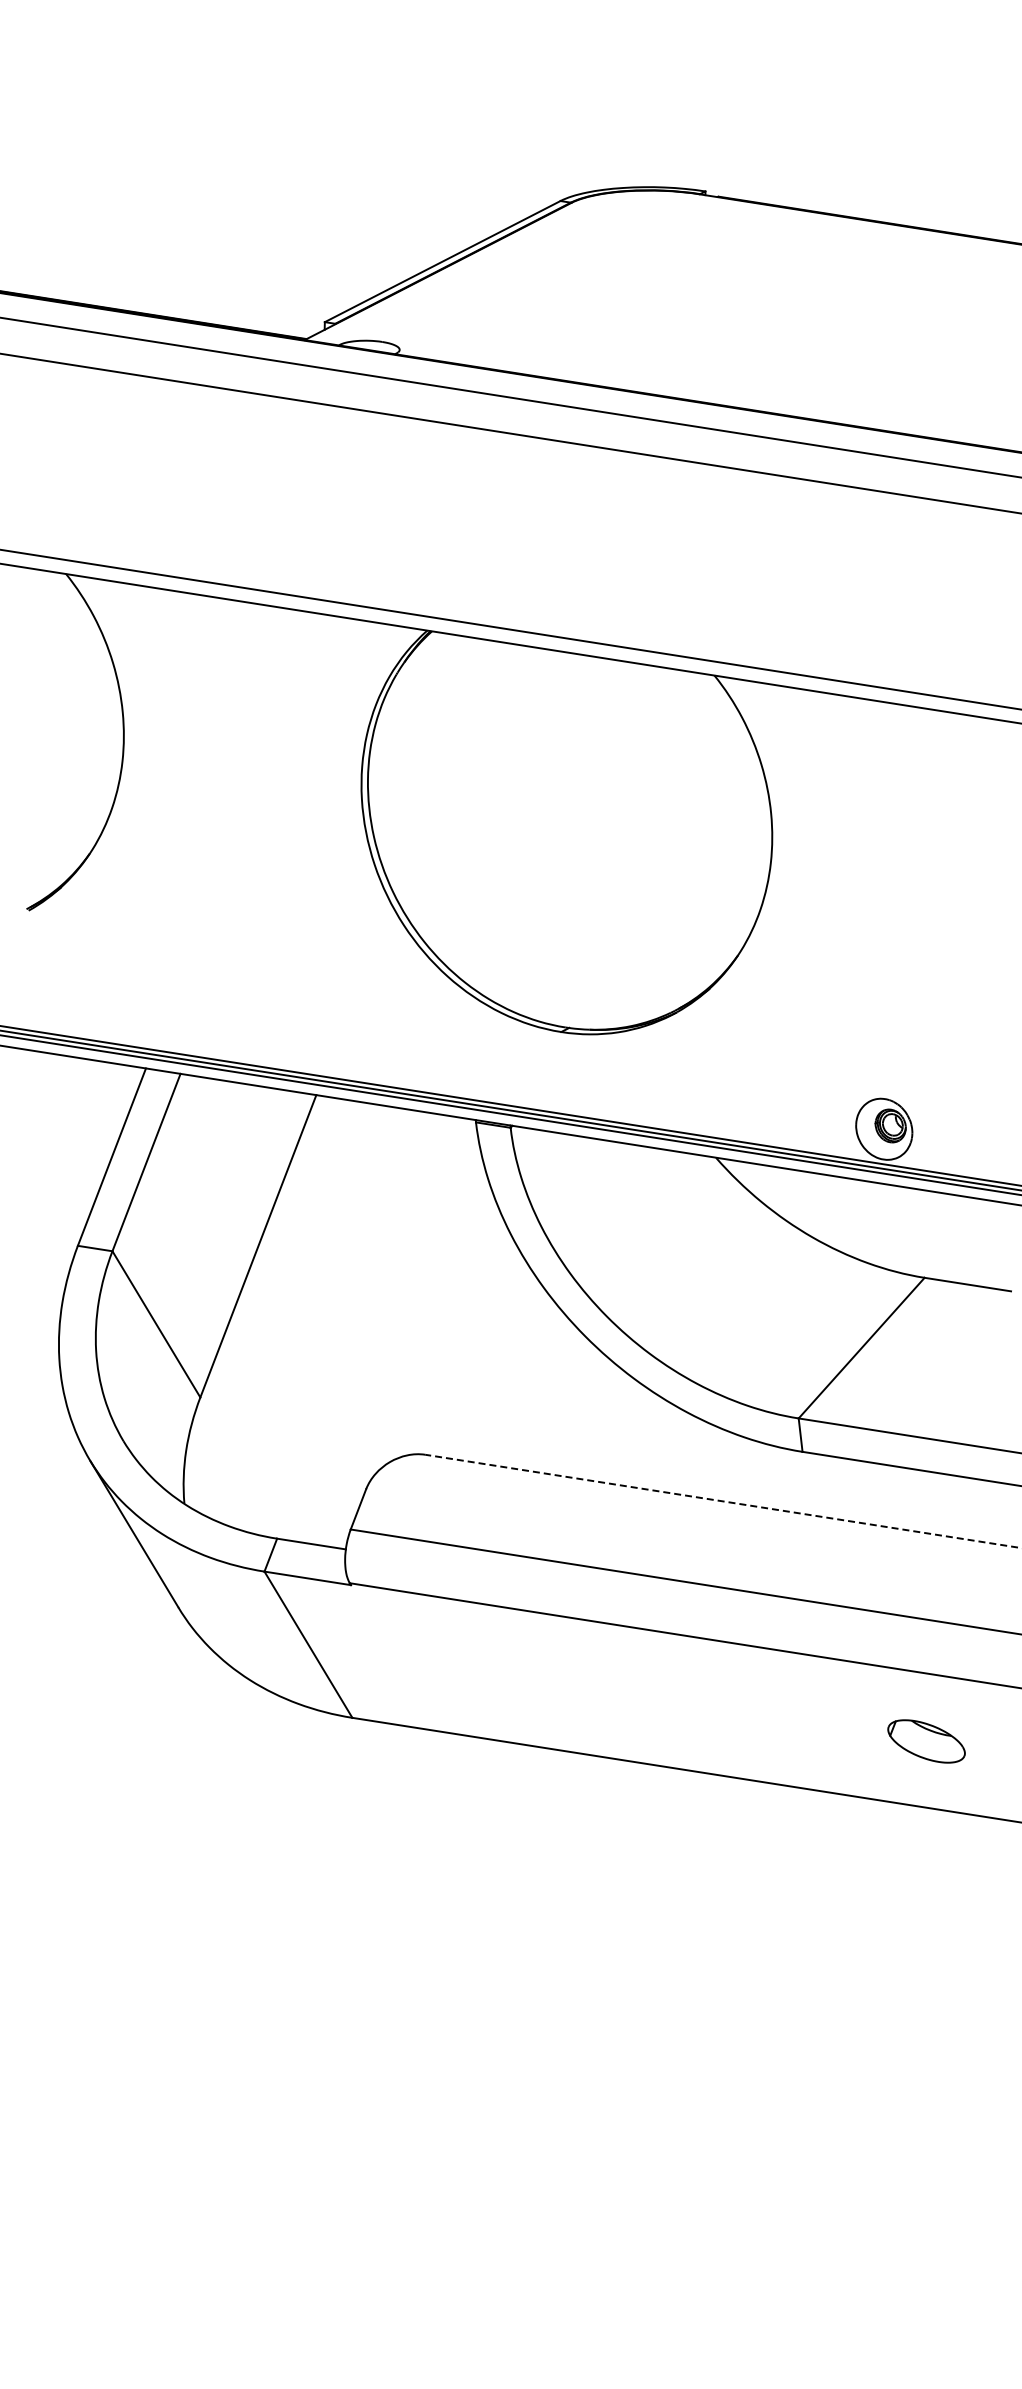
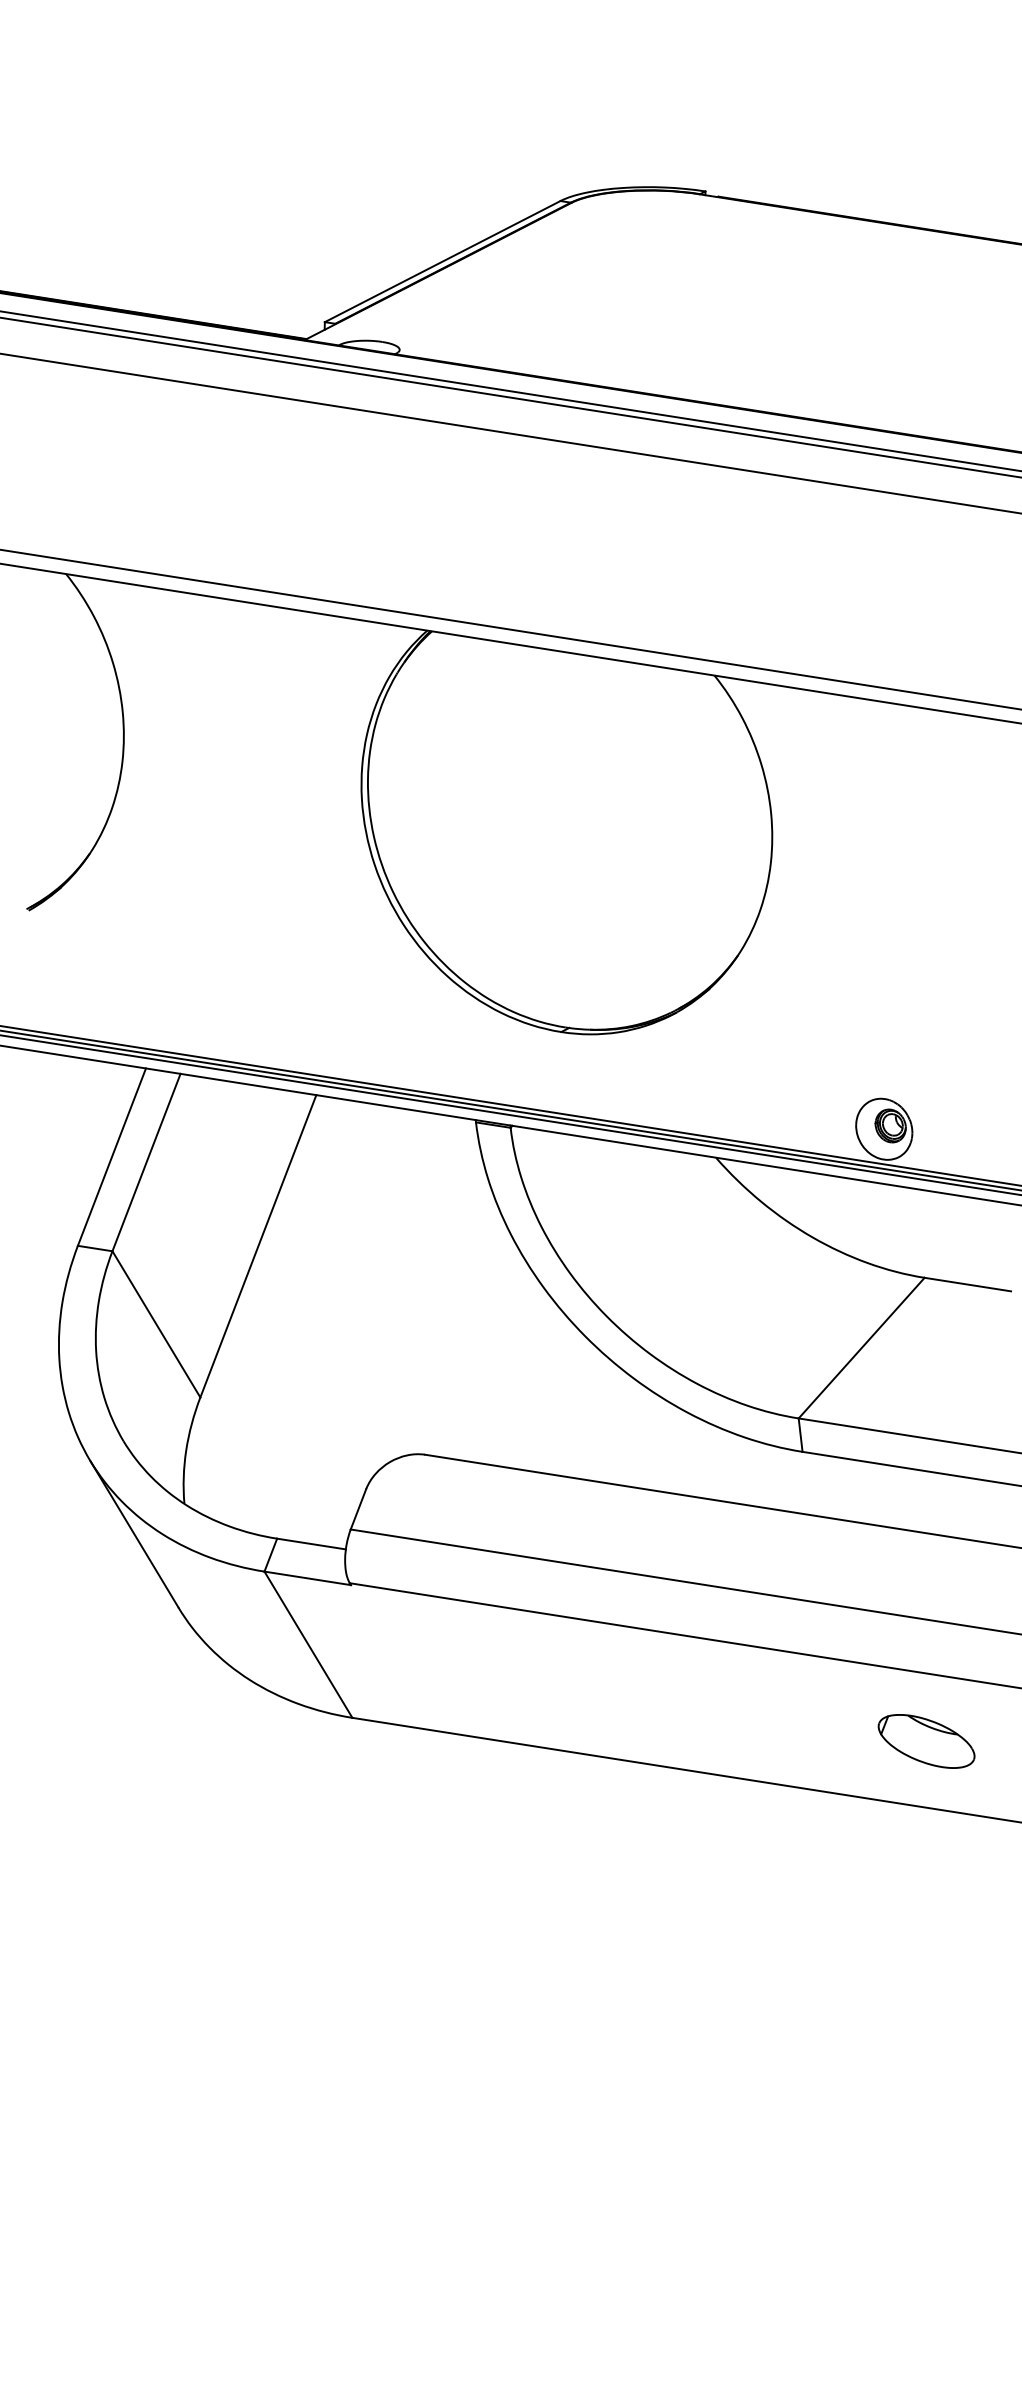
line: none -> present (510, 390)
line: dashed -> solid (723, 1501)
part size: 79x45 px -> 99x55 px (926, 1741)
